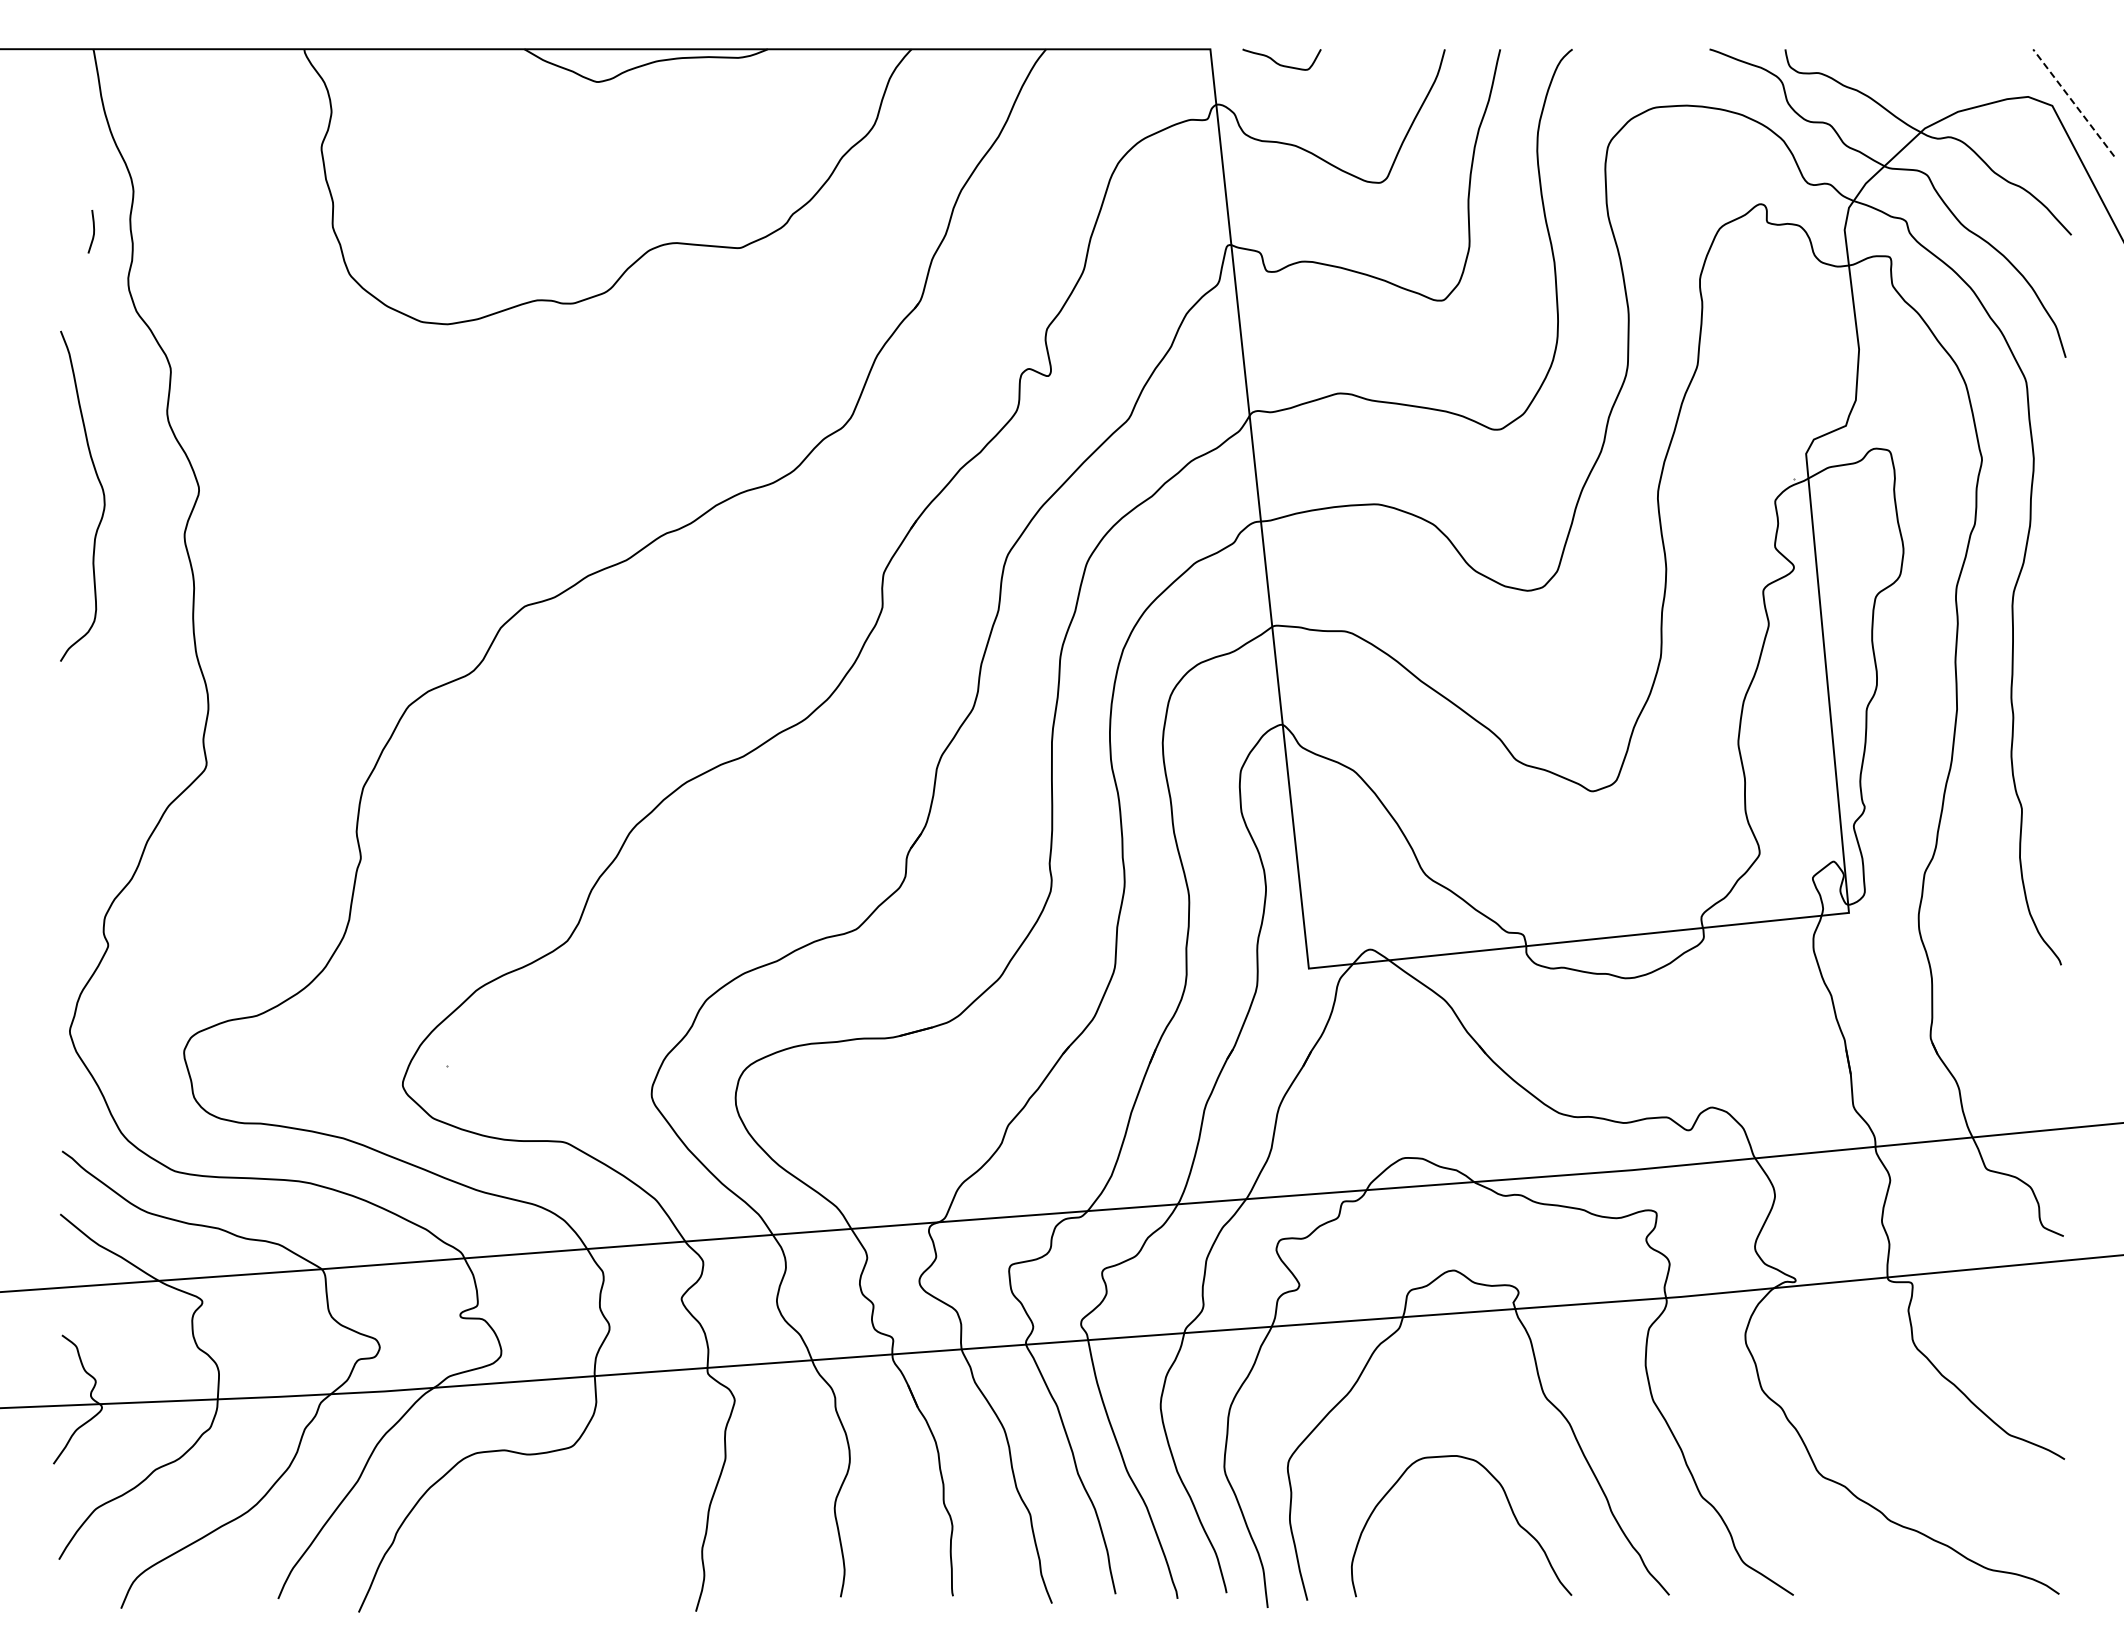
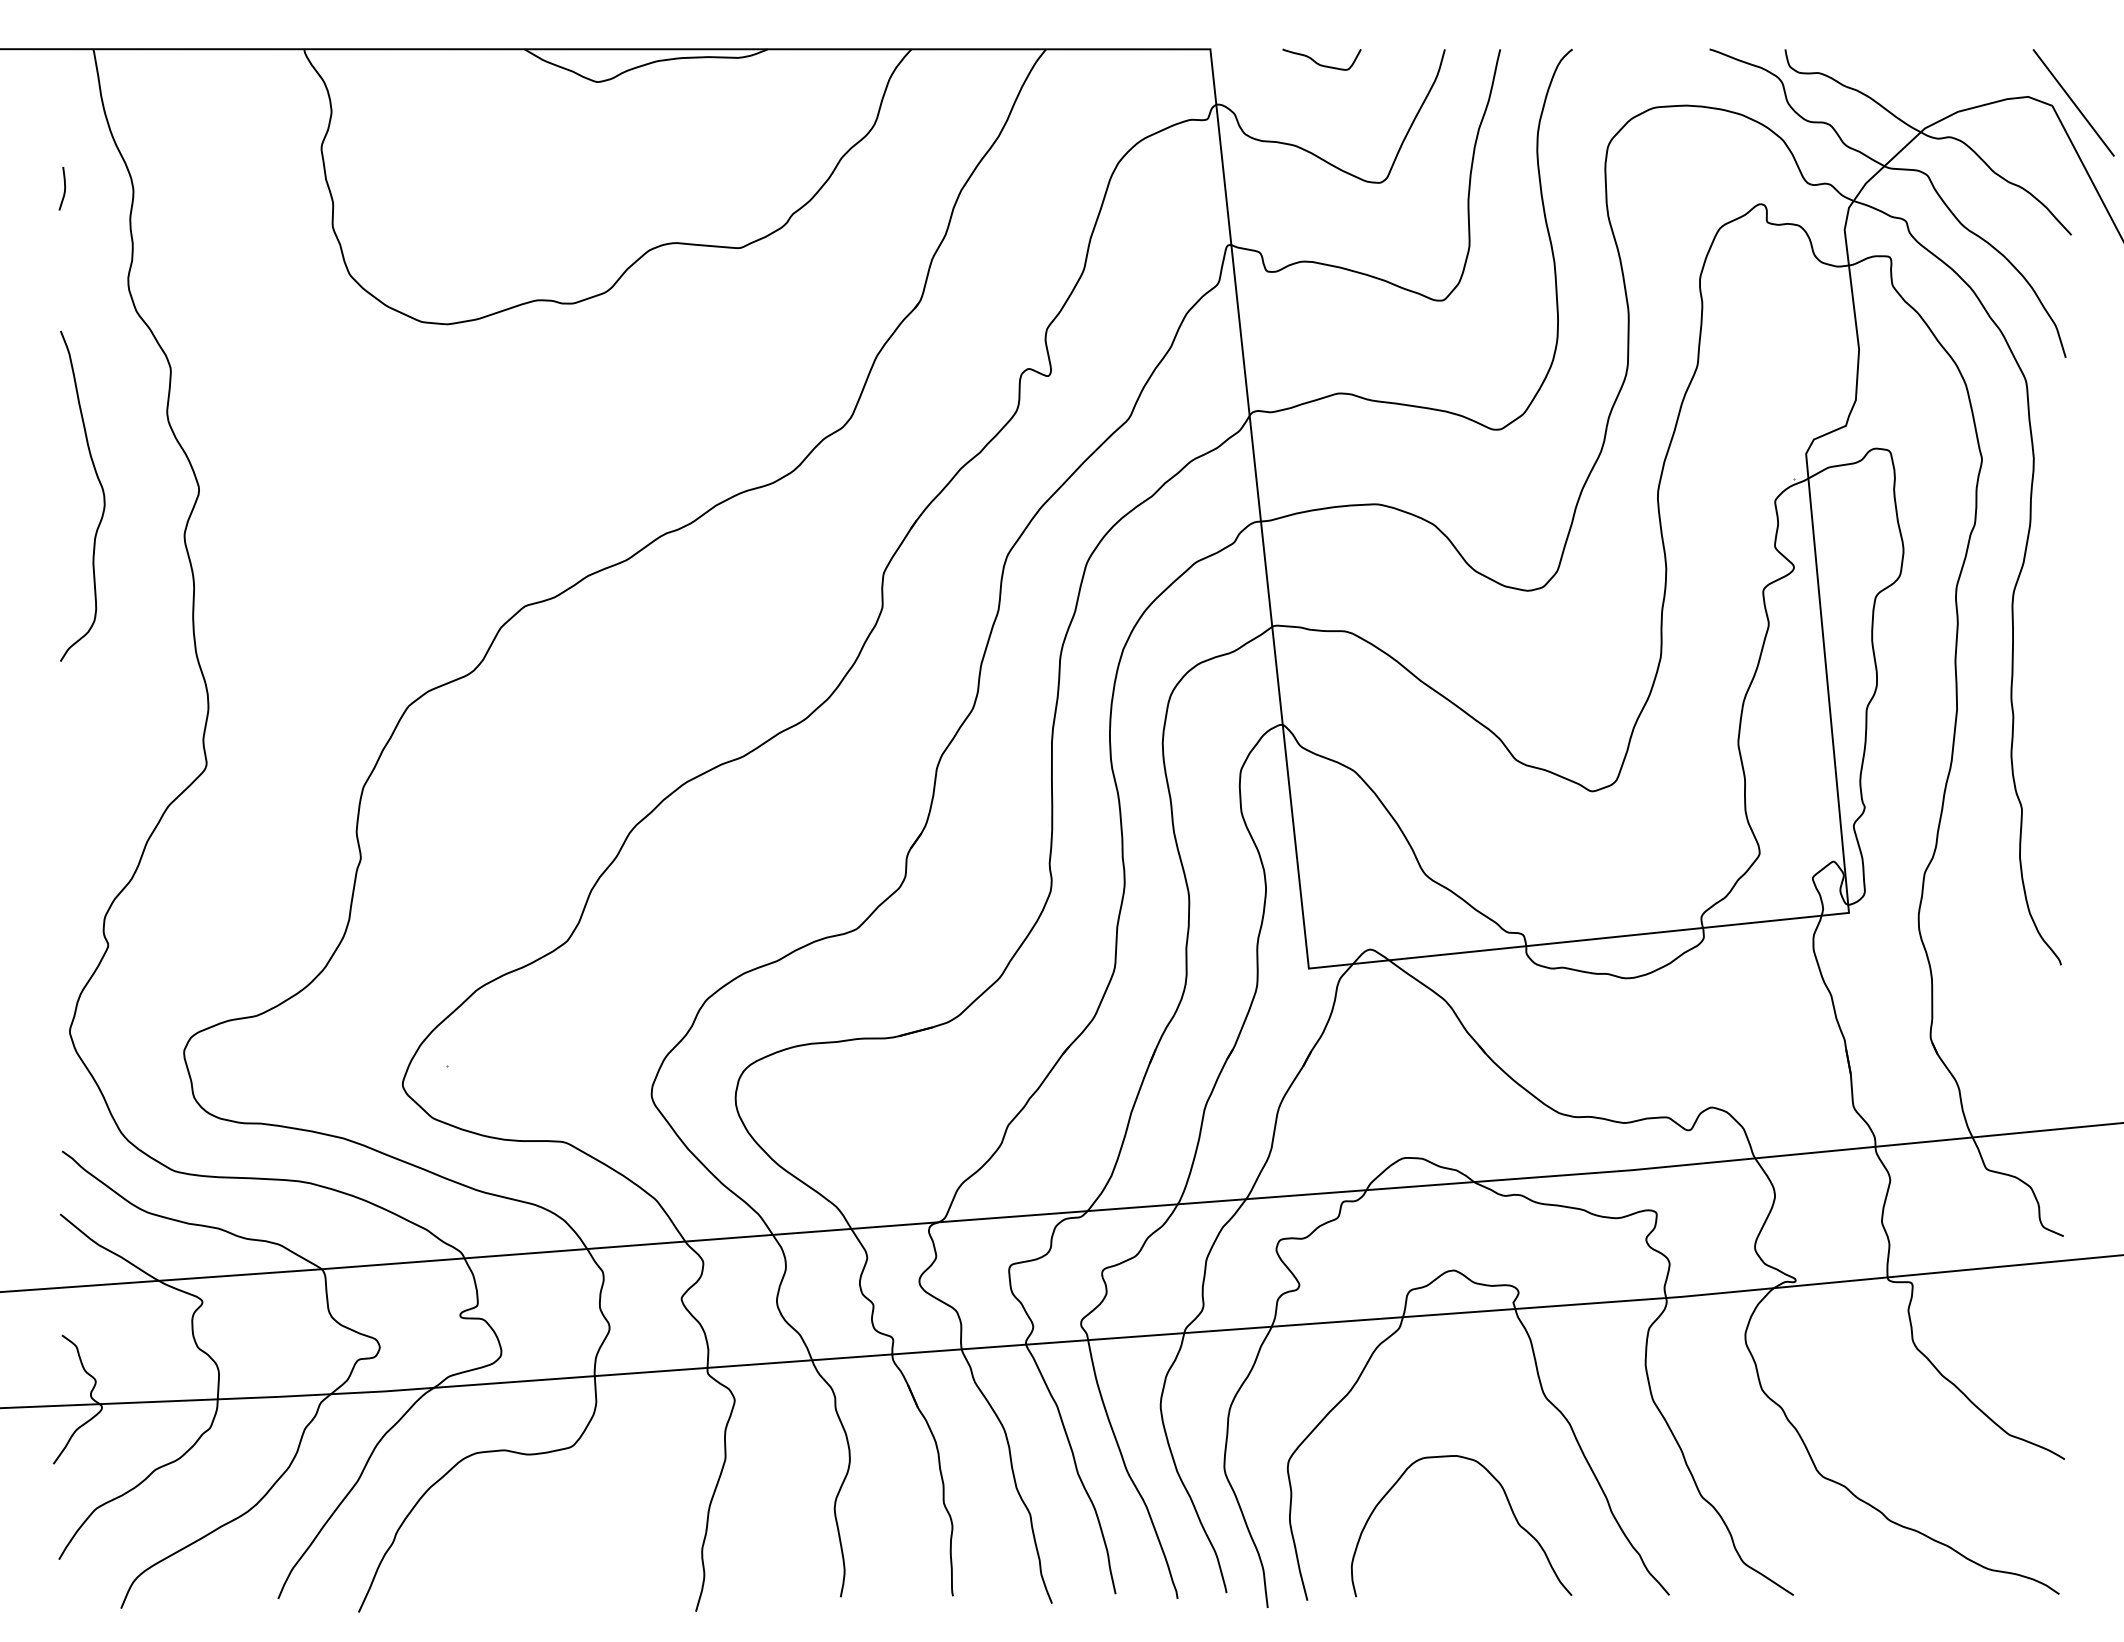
curve position: (1279, 63) -> (1319, 63) (1319, 63)
line: dashed -> solid (2073, 102)
curve position: (93, 231) -> (64, 188) (64, 188)
